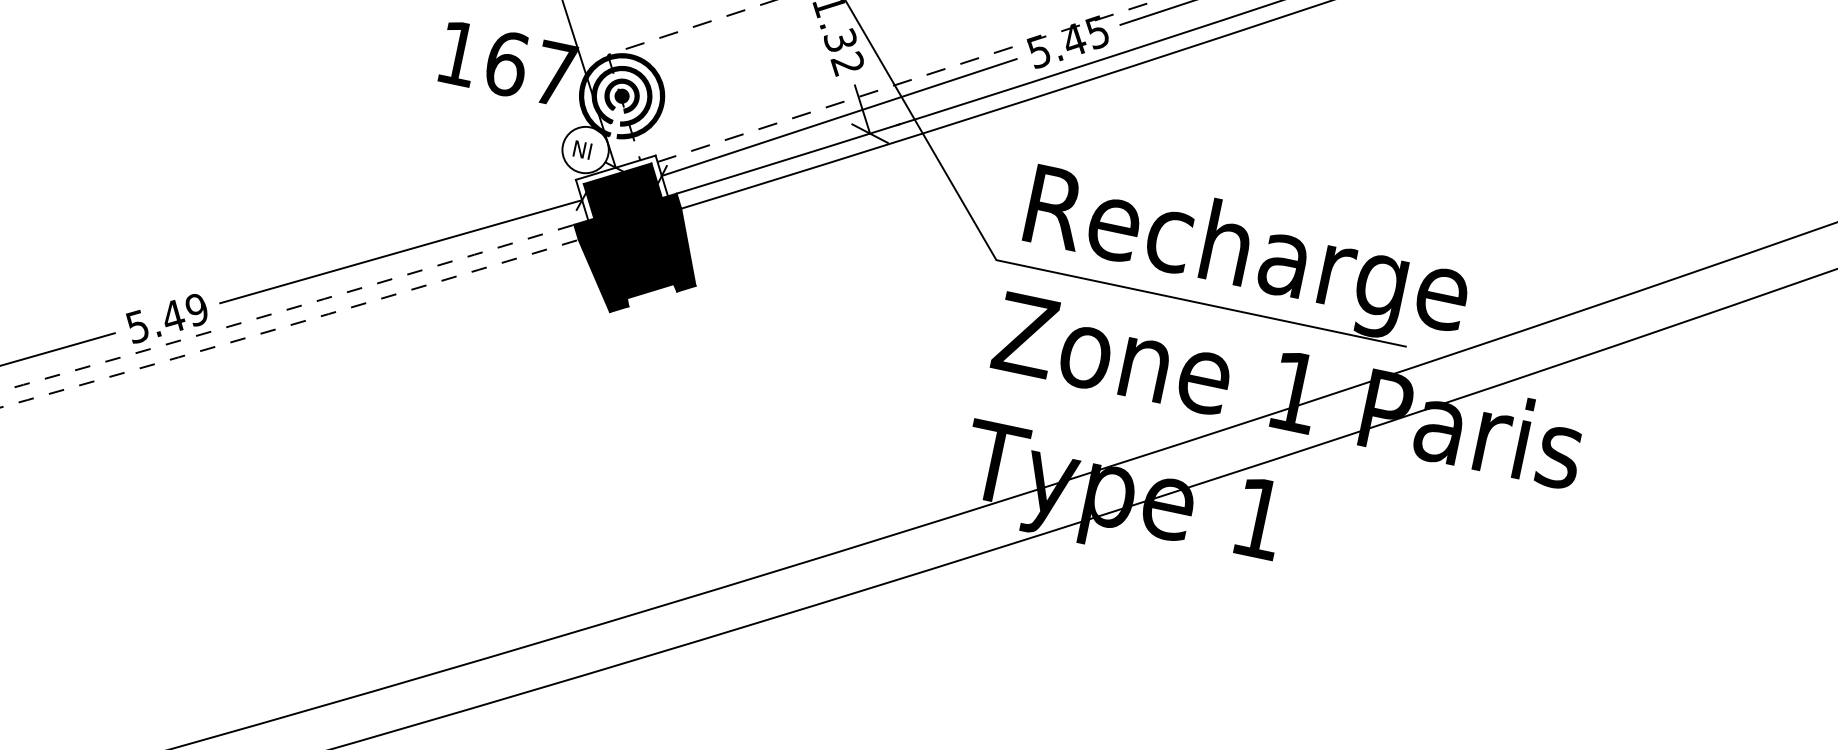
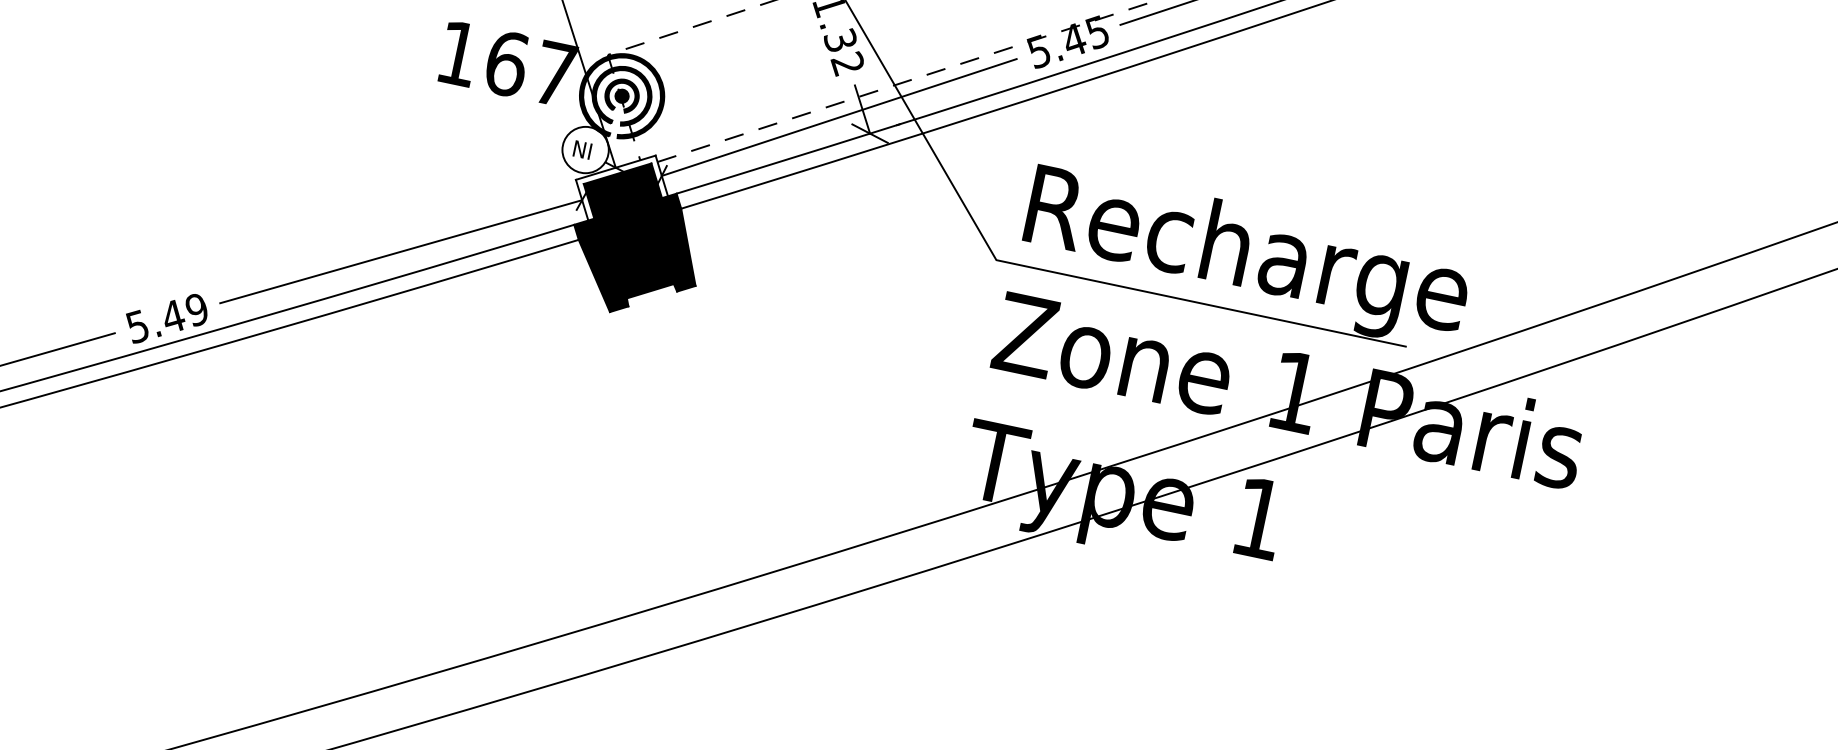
arc: dashed -> solid (287, 309)
arc: dashed -> solid (290, 325)
